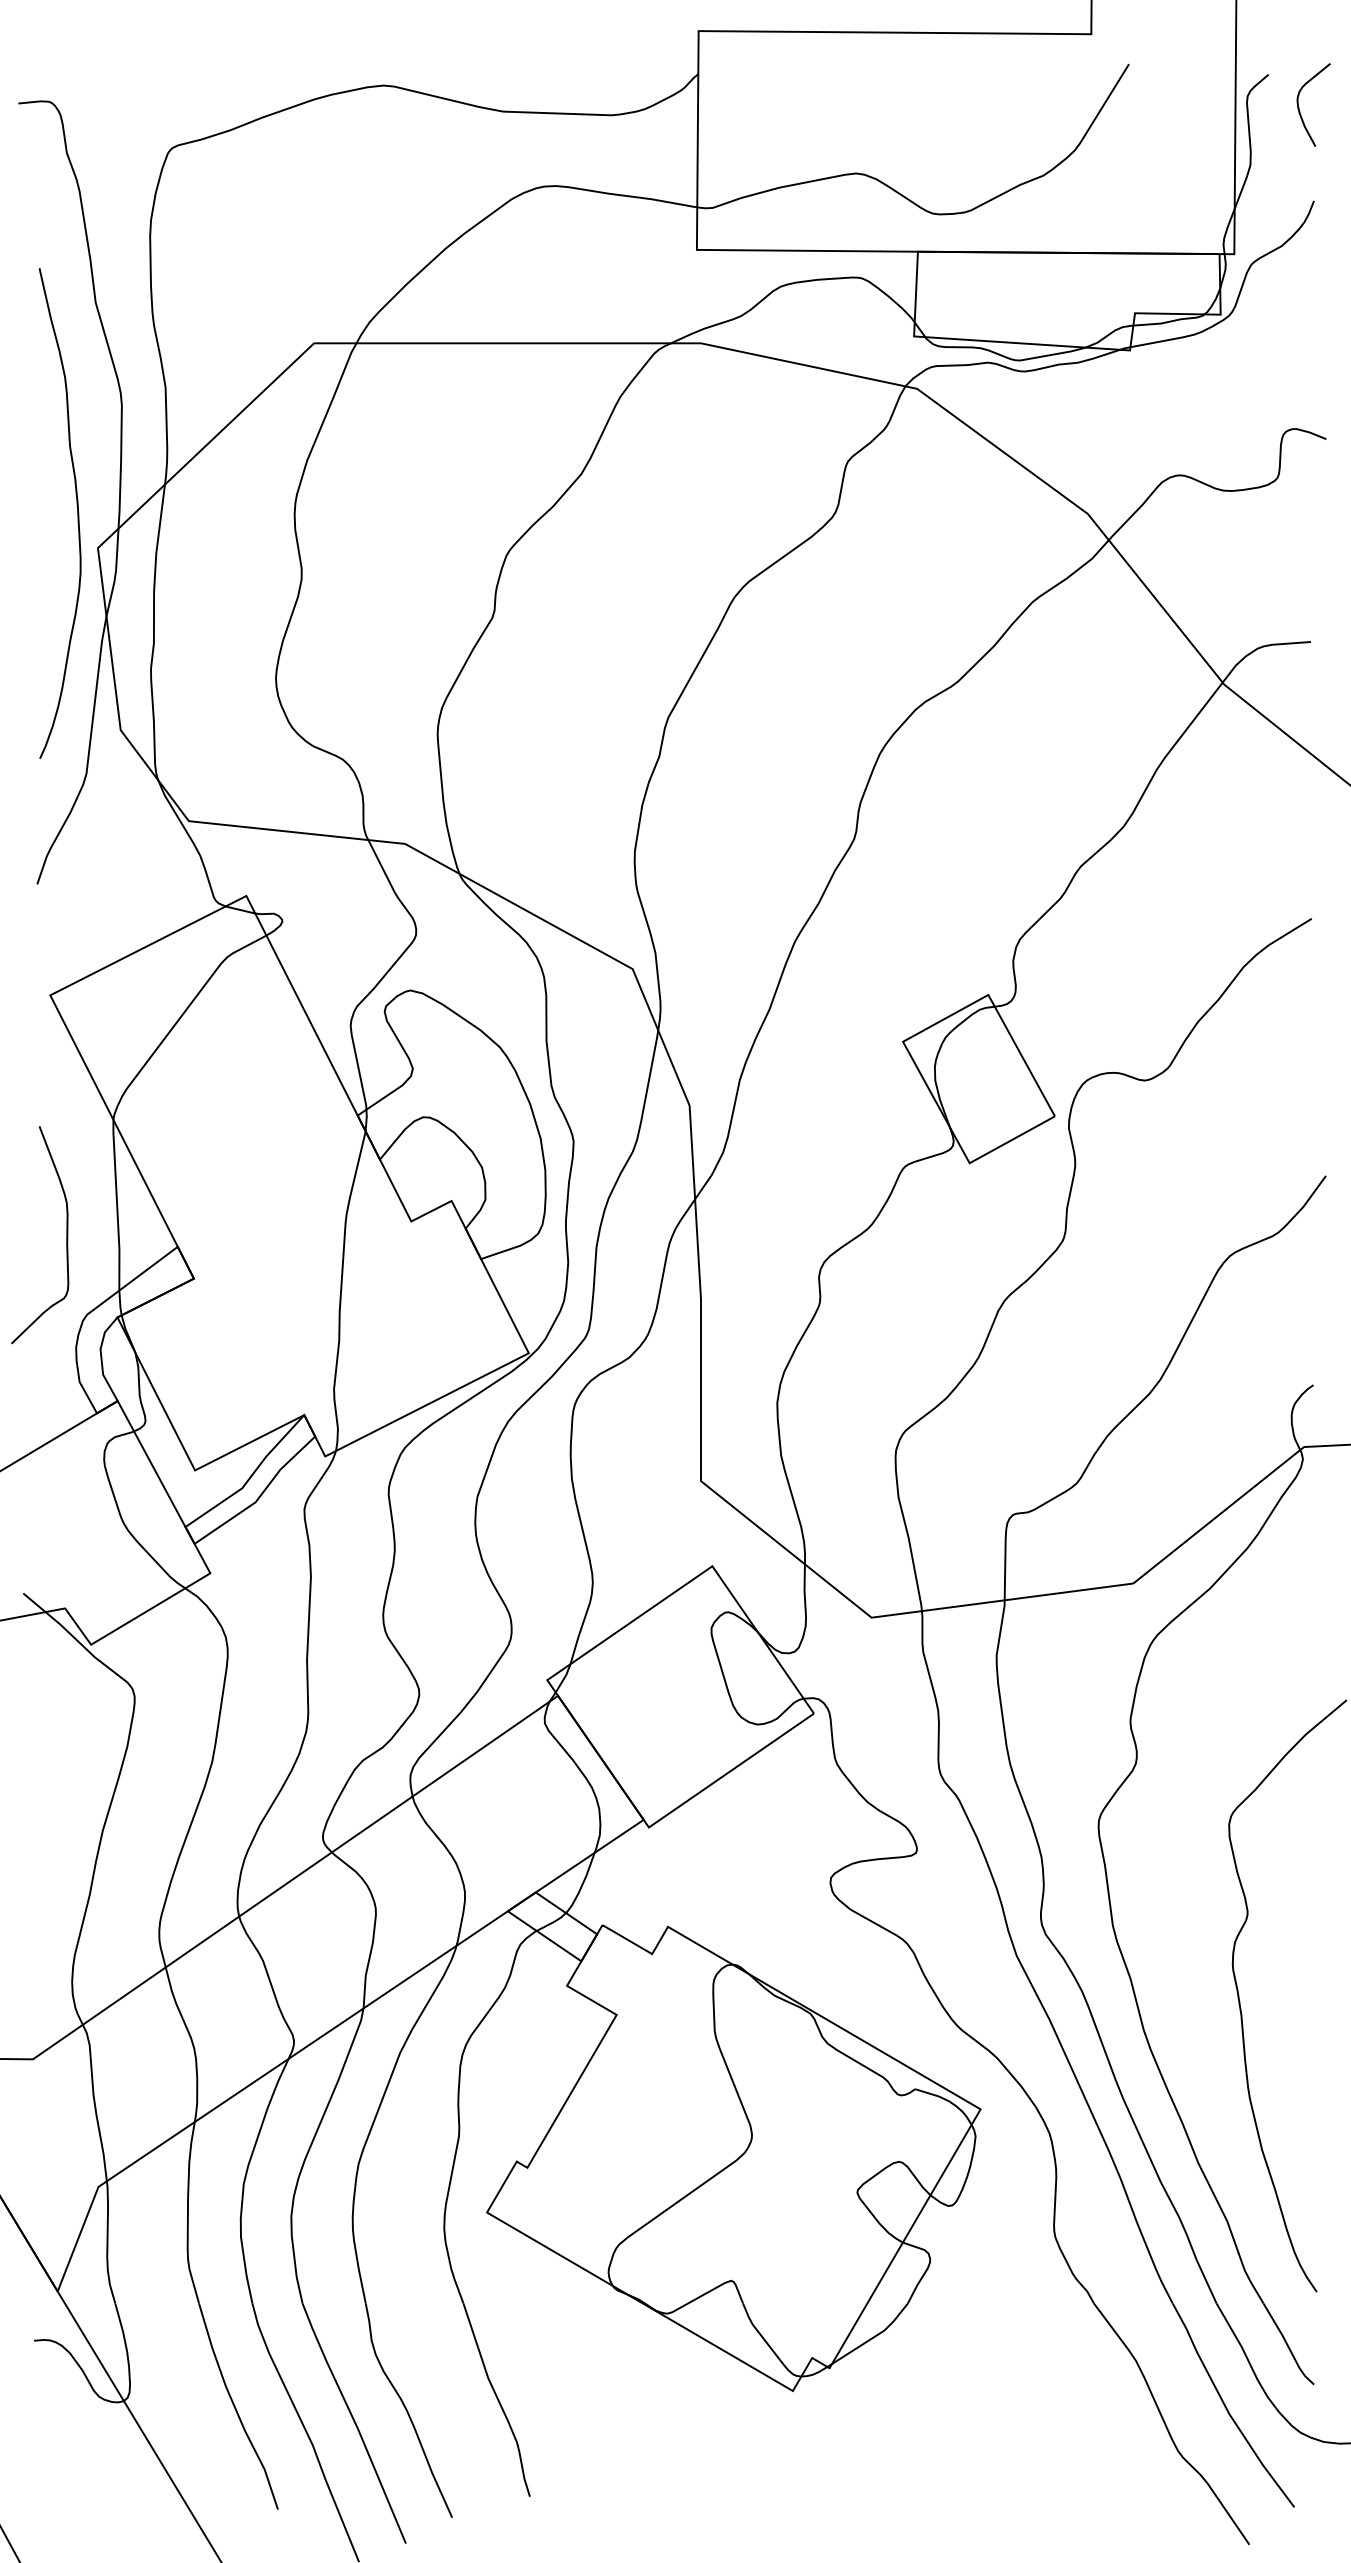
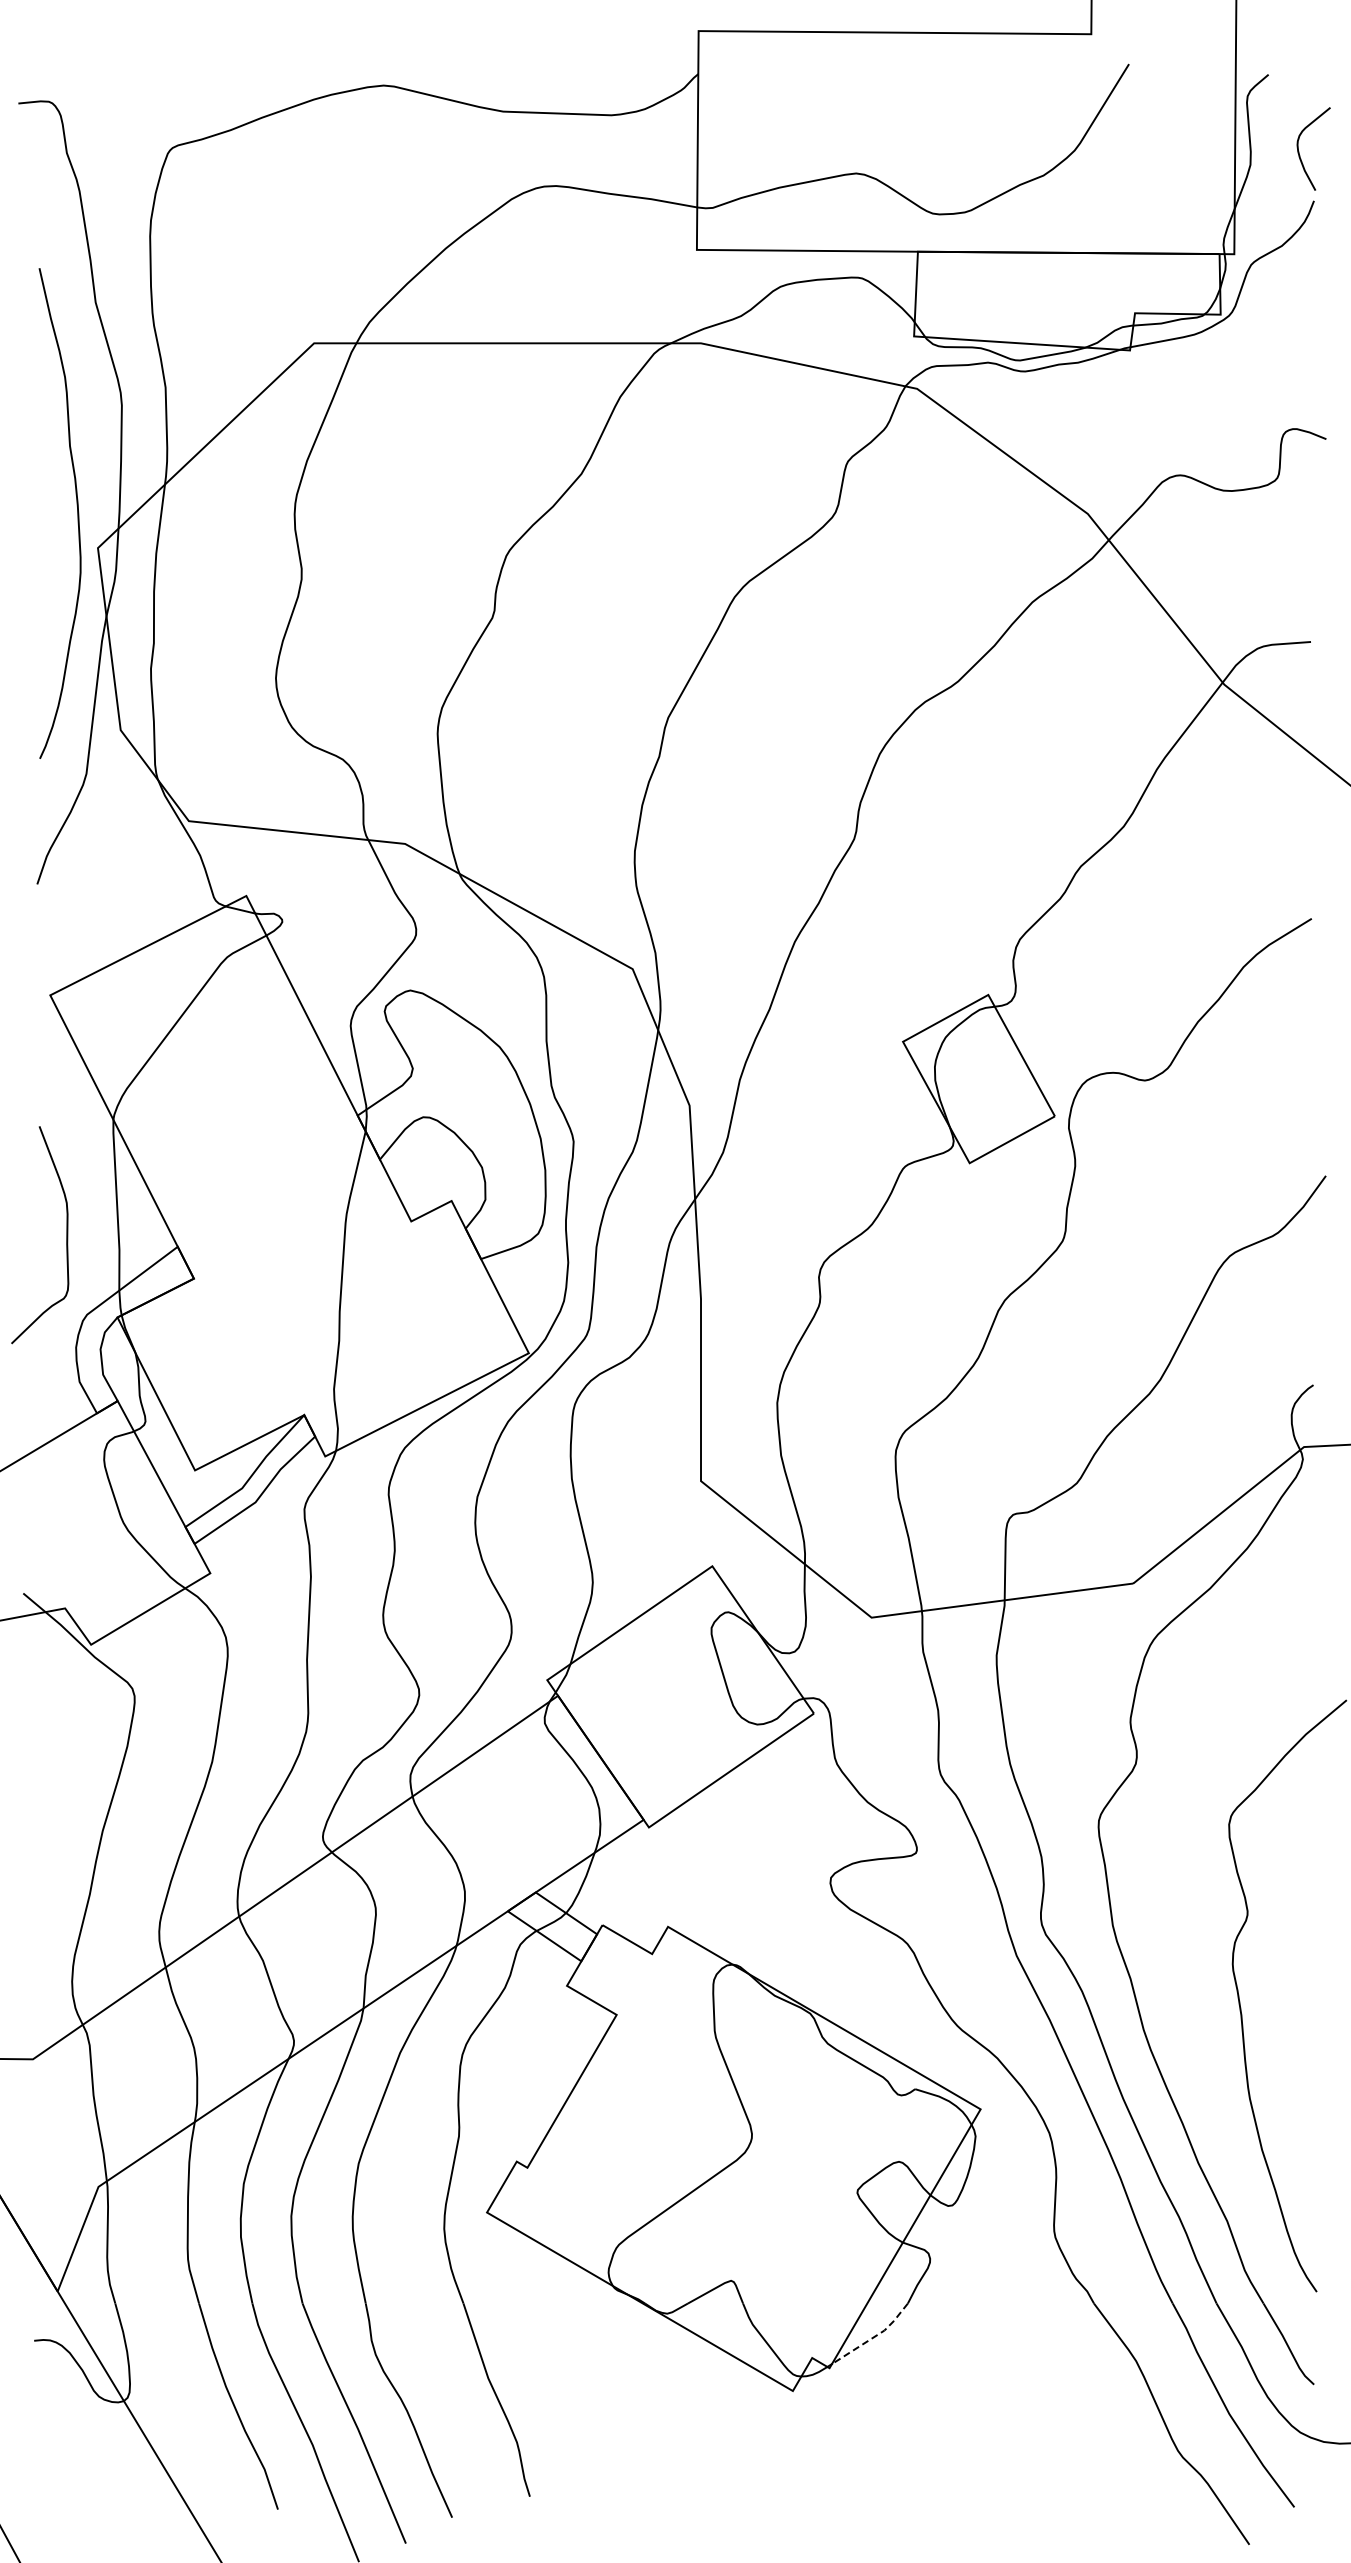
curve position: (1299, 107) -> (1299, 151) (1299, 151)
line: solid -> dashed (874, 2336)
